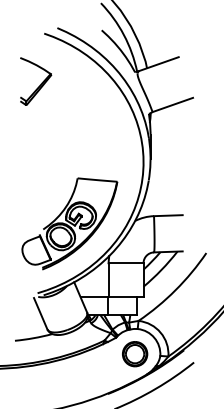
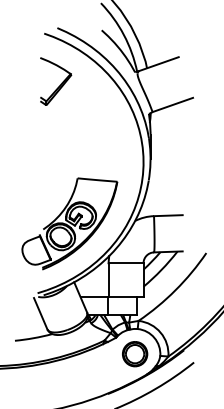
part position: (36, 81) -> (56, 81) (56, 81)
